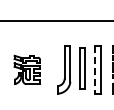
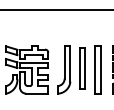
line position: (56, 21) -> (56, 10) (56, 10)
part size: 28x31 px -> 45x50 px (27, 69)
line: dashed -> solid (94, 70)
